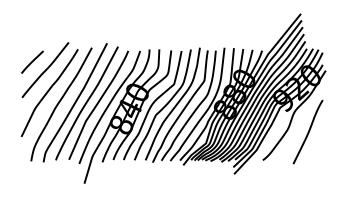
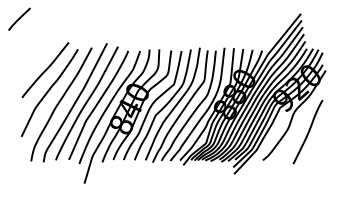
line position: (32, 61) -> (19, 18) (19, 18)
